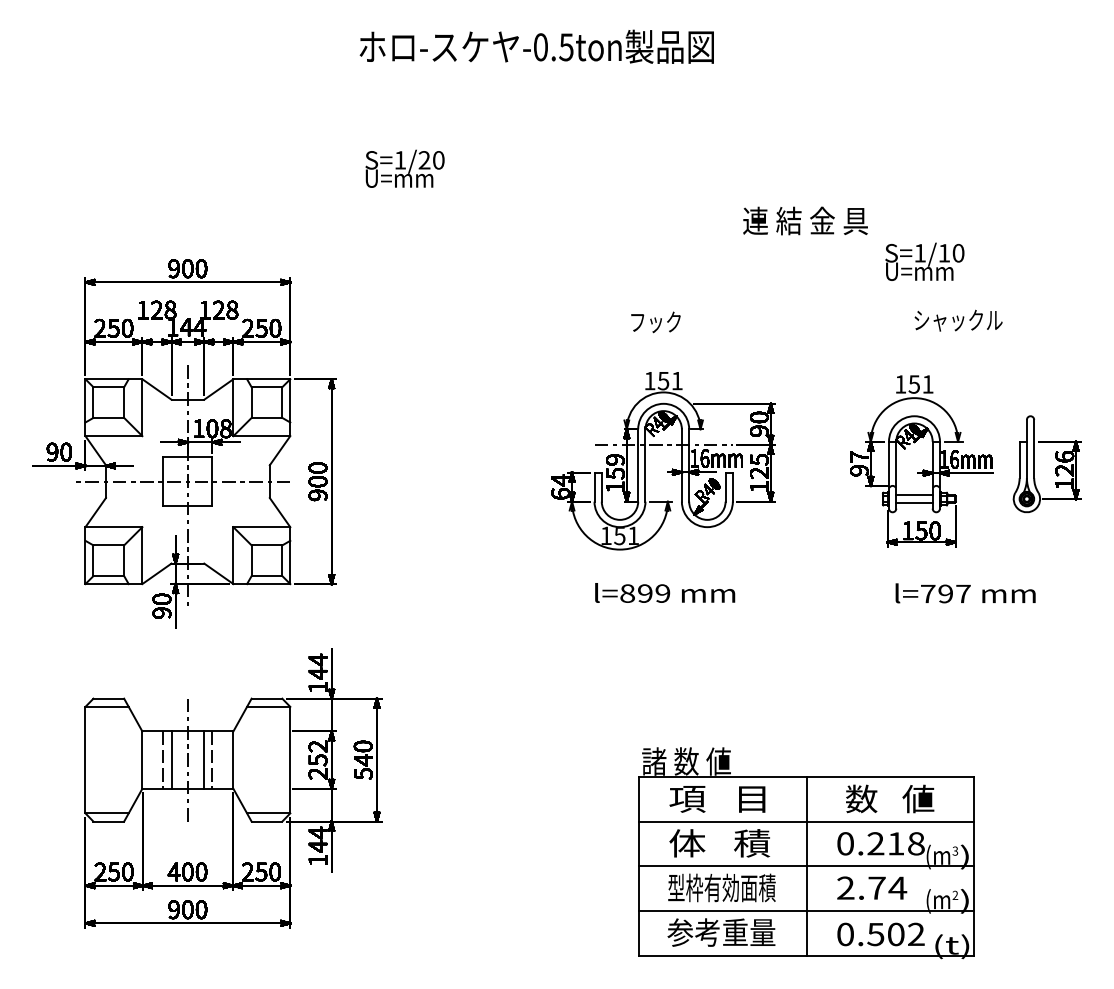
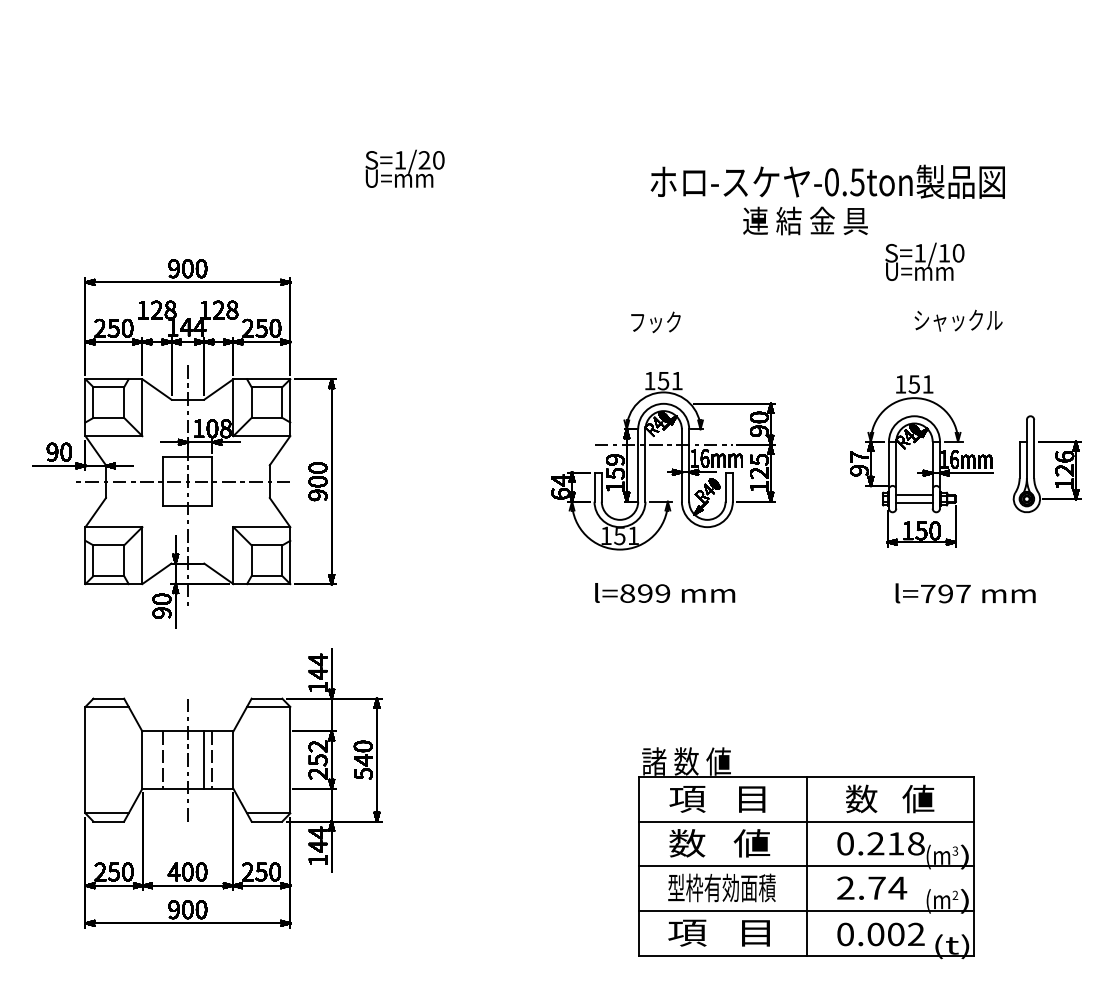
text position: (536, 46) -> (827, 181) (827, 181)
line: present -> none (171, 759)
text: 体   積 -> 数   値 (719, 843)
text: 参考重量 -> 項   目 (721, 932)
text: 0.502 -> 0.002 (875, 934)
